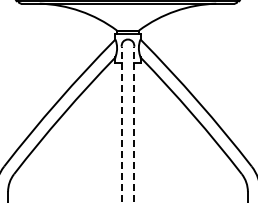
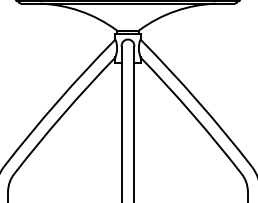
line: dashed -> solid (121, 124)
line: dashed -> solid (134, 124)
